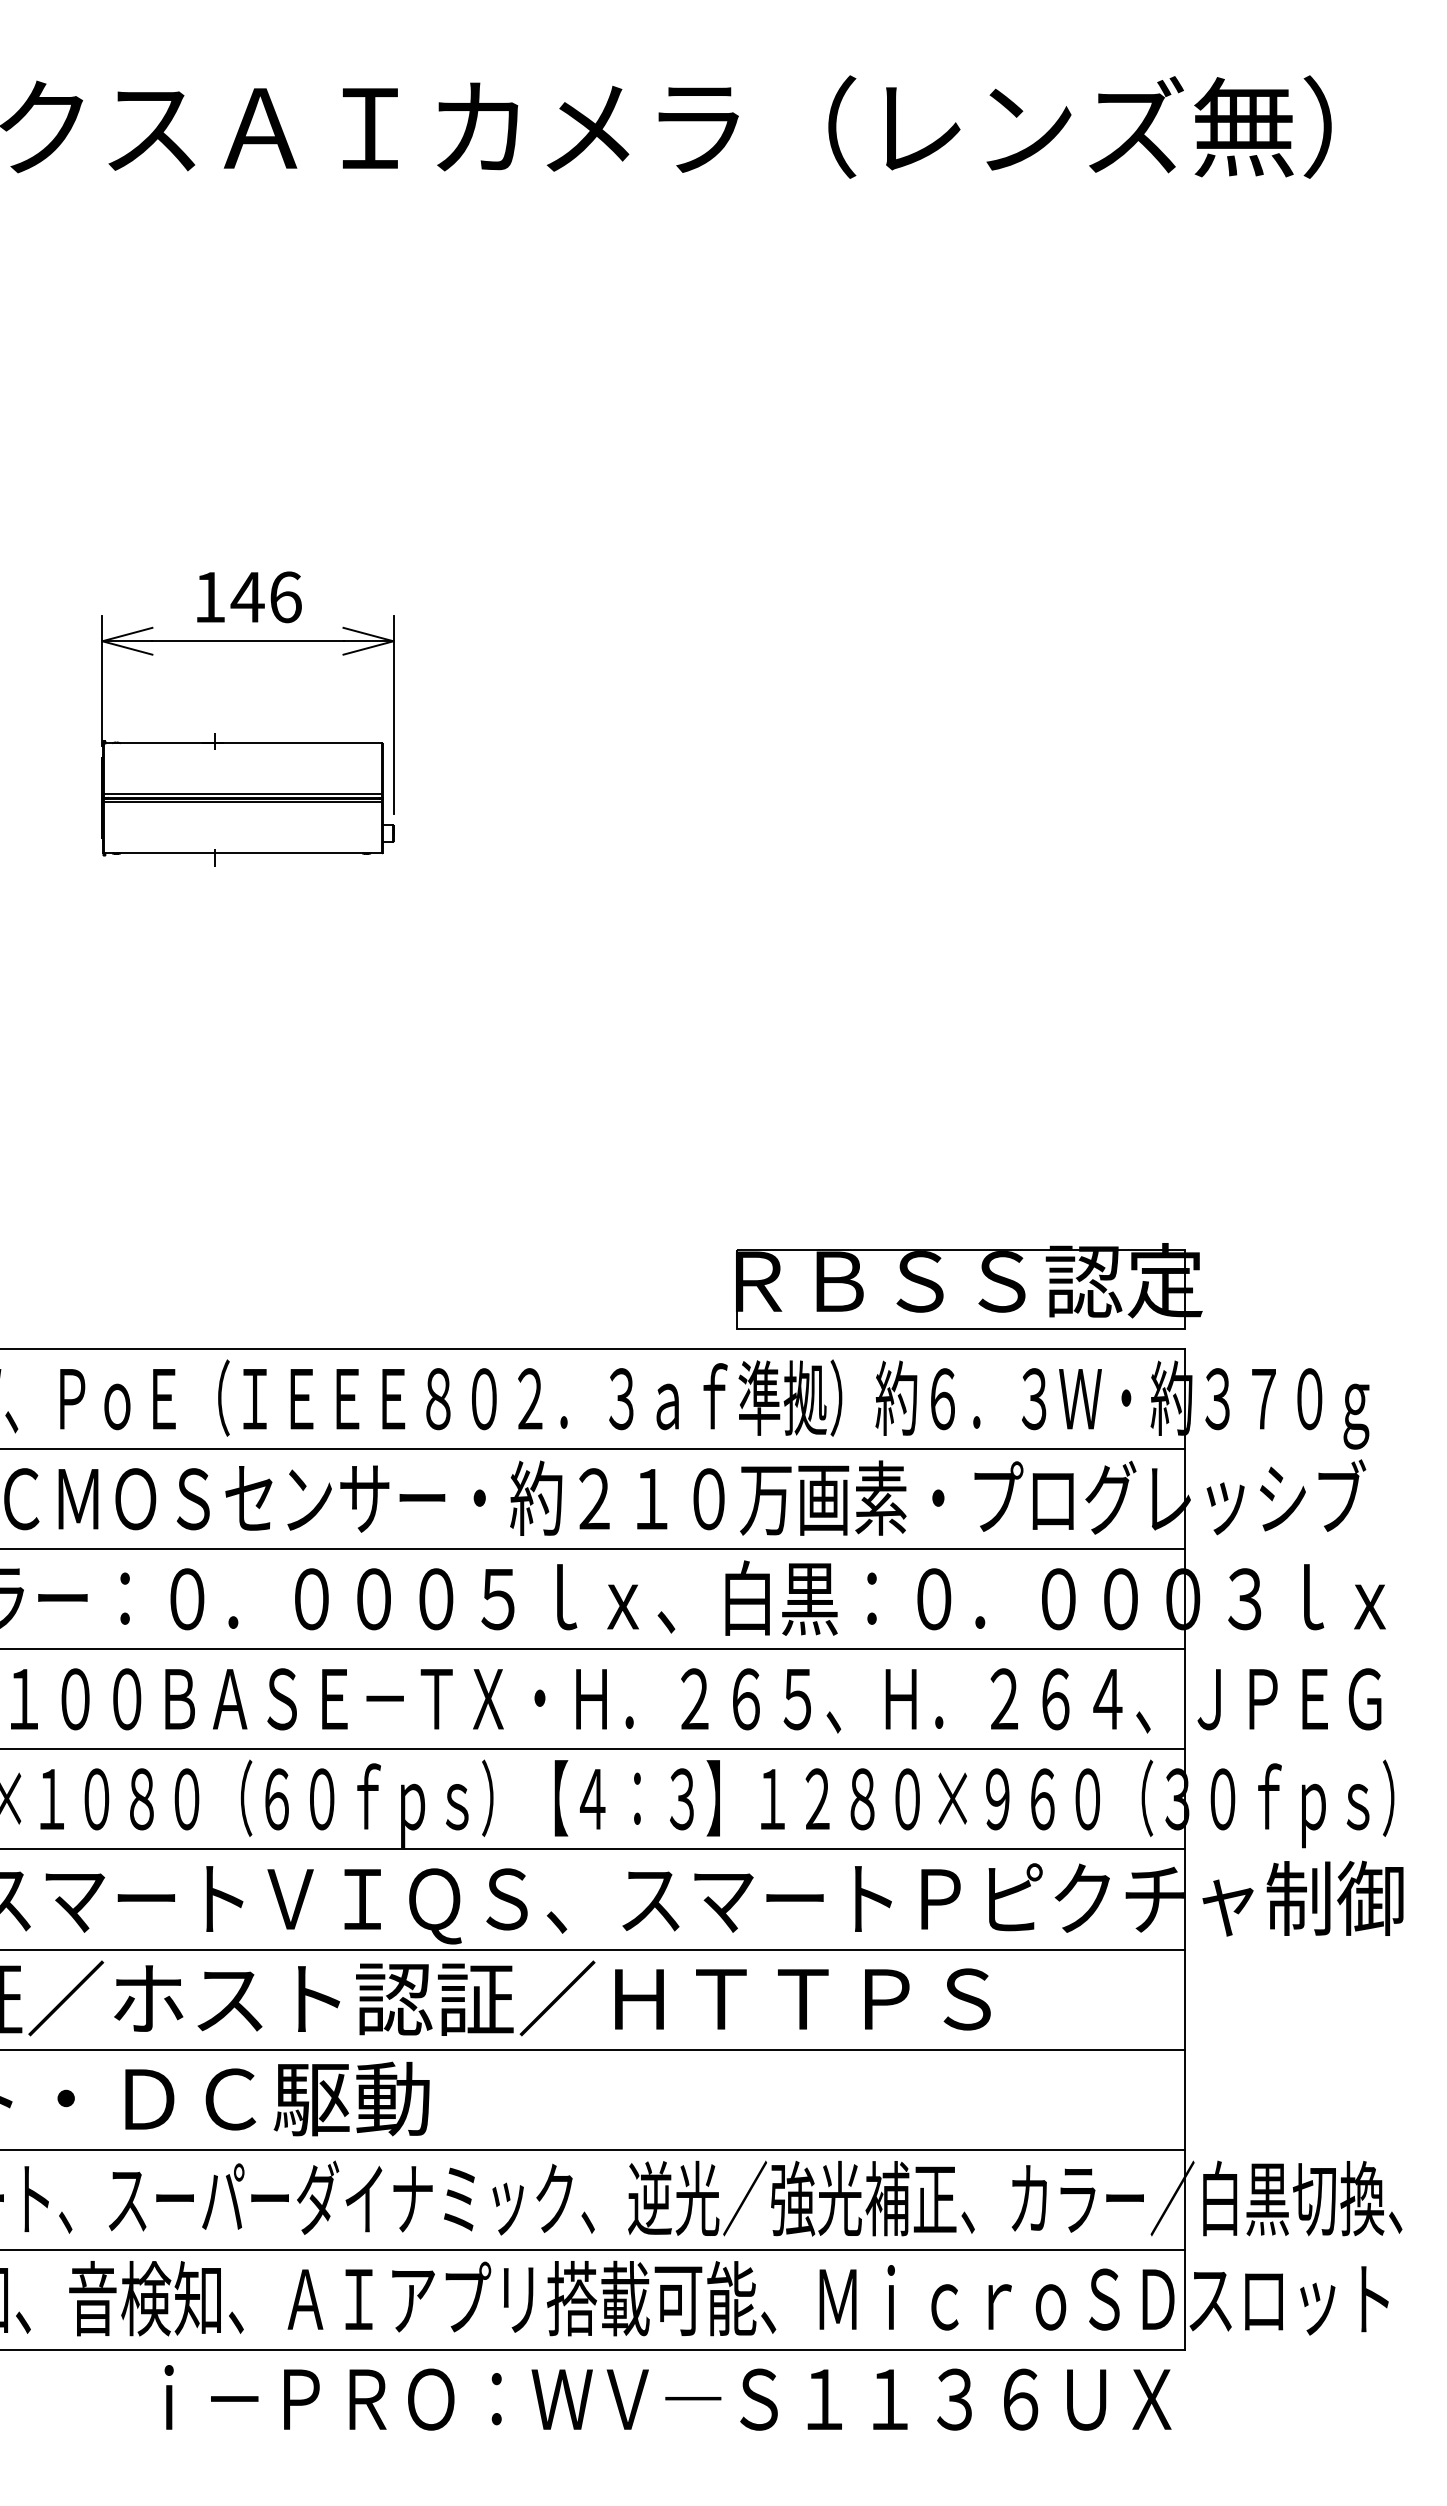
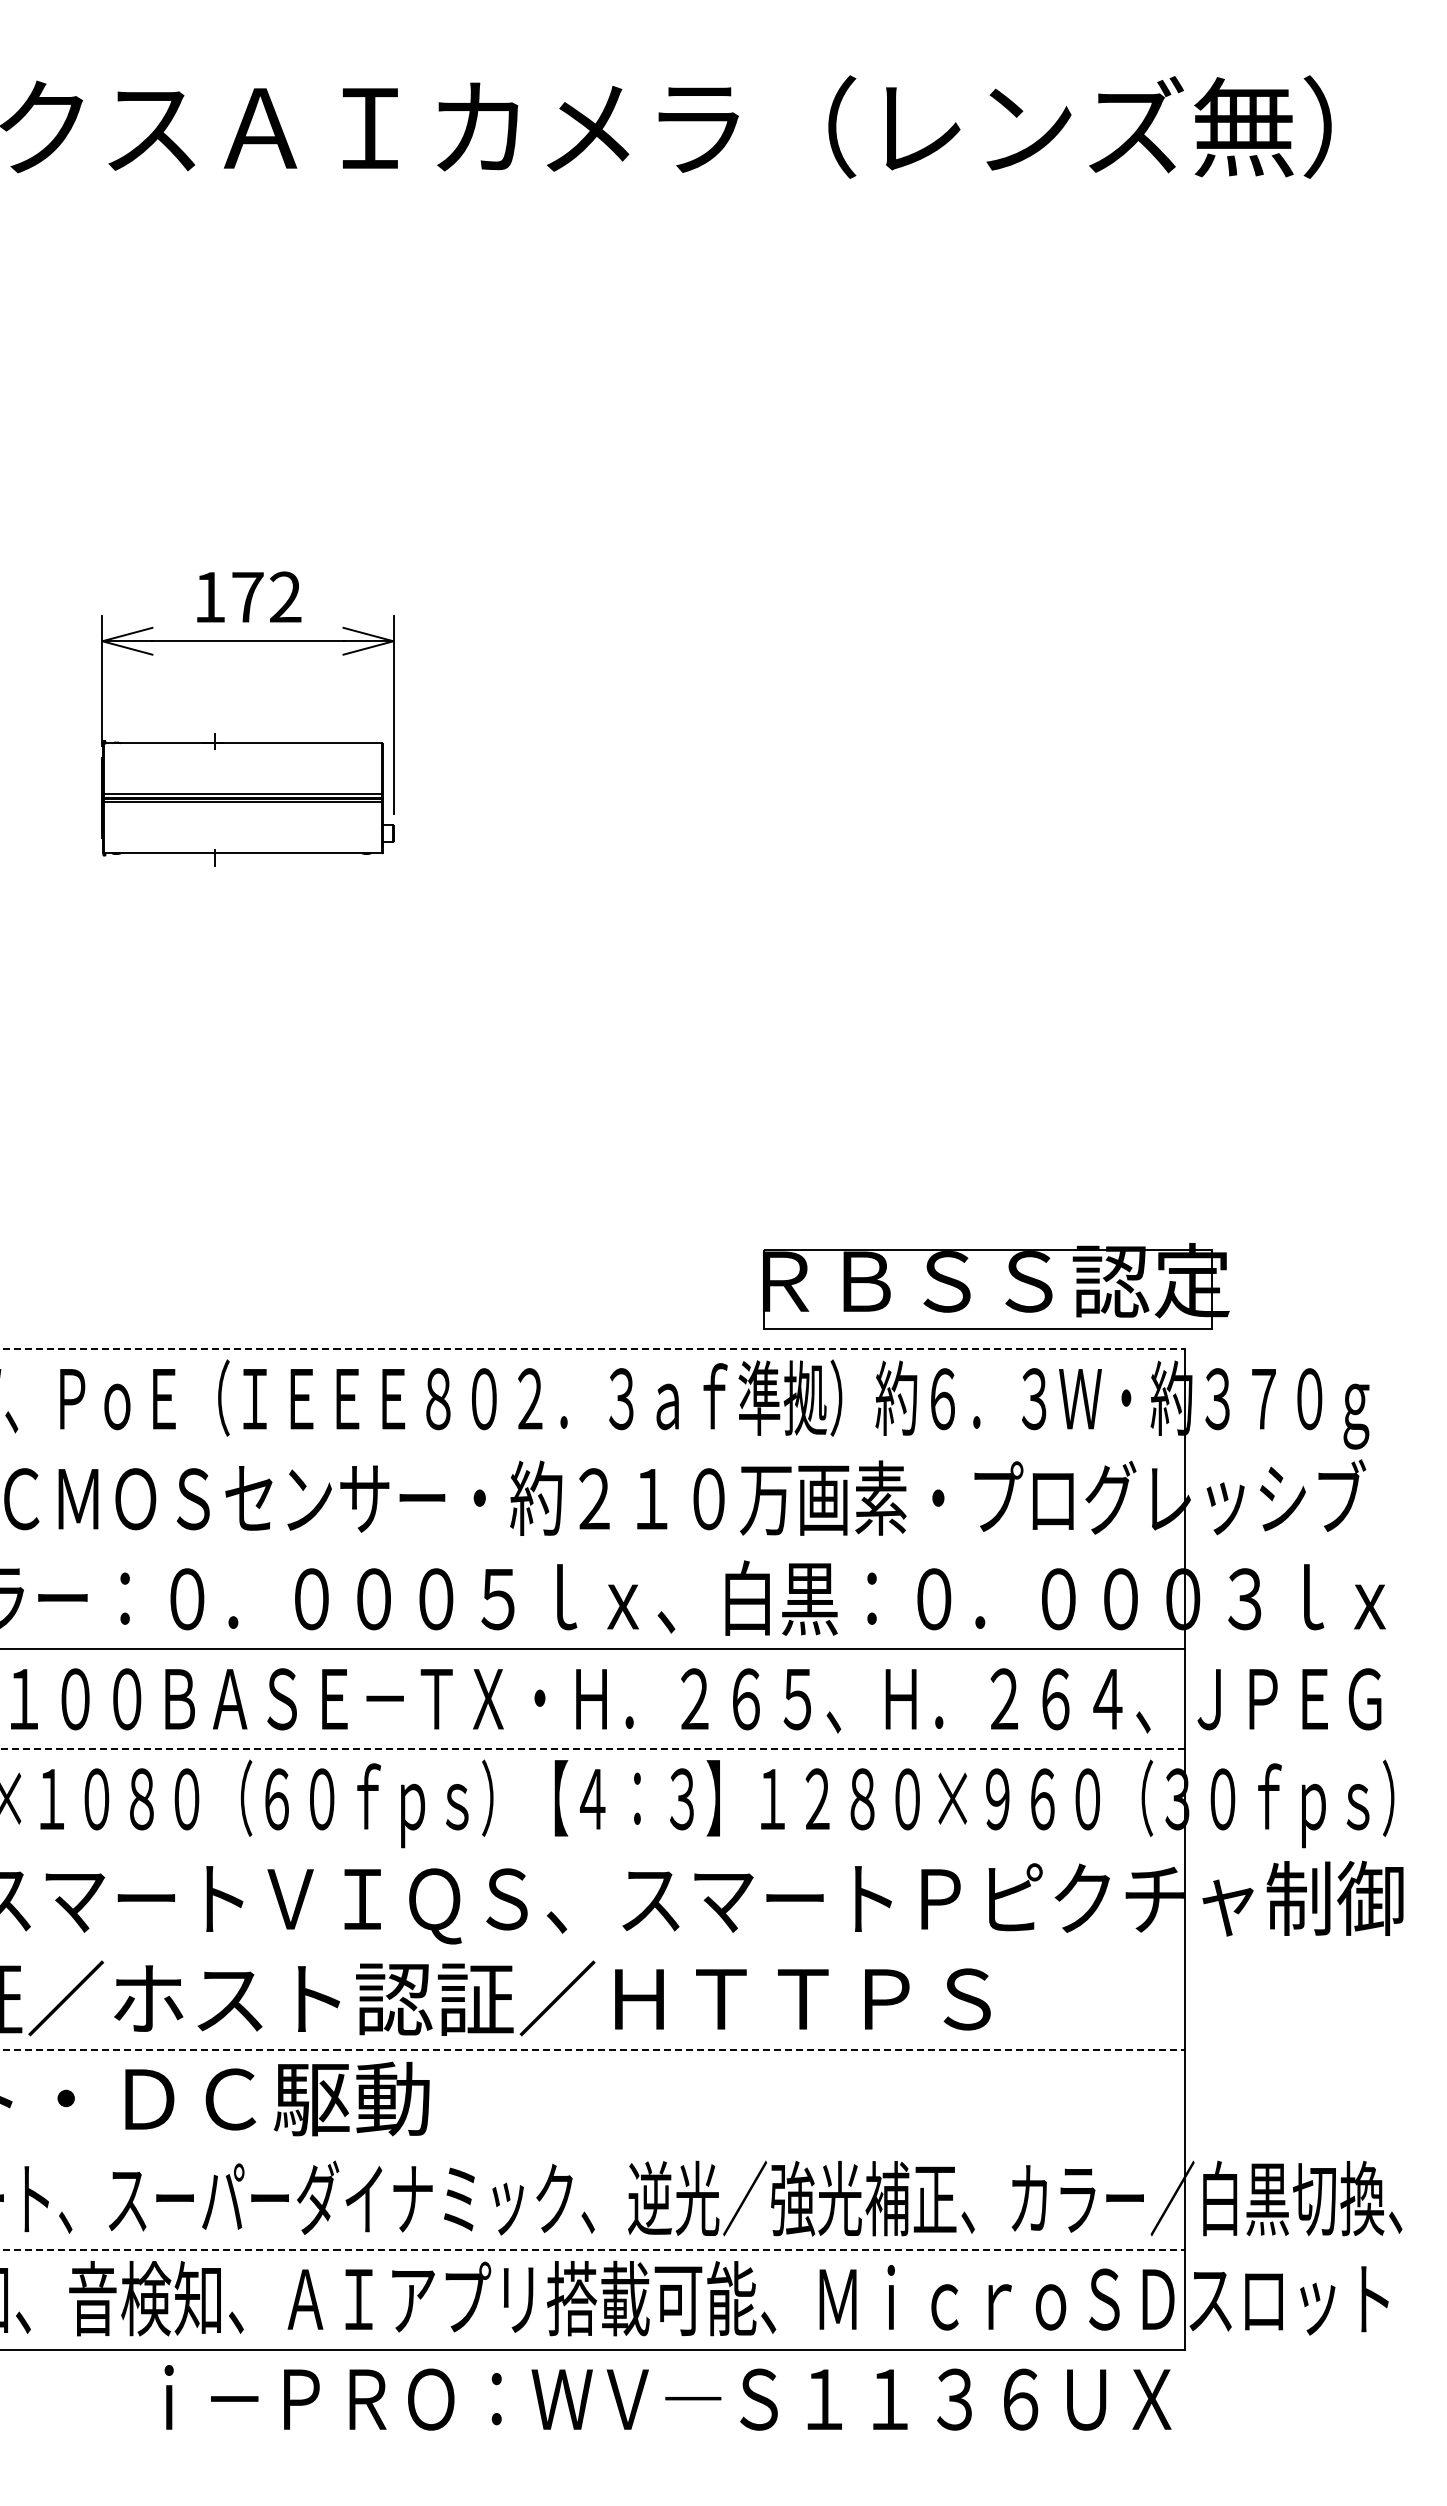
text: 146 -> 172 (265, 597)
part position: (969, 1286) -> (996, 1286) (996, 1286)
line: solid -> dashed (592, 1349)
line: present -> none (593, 1449)
line: present -> none (593, 1549)
line: solid -> dashed (591, 1749)
line: present -> none (593, 1849)
line: present -> none (593, 1949)
line: solid -> dashed (592, 2049)
line: present -> none (593, 2149)
line: solid -> dashed (592, 2249)
